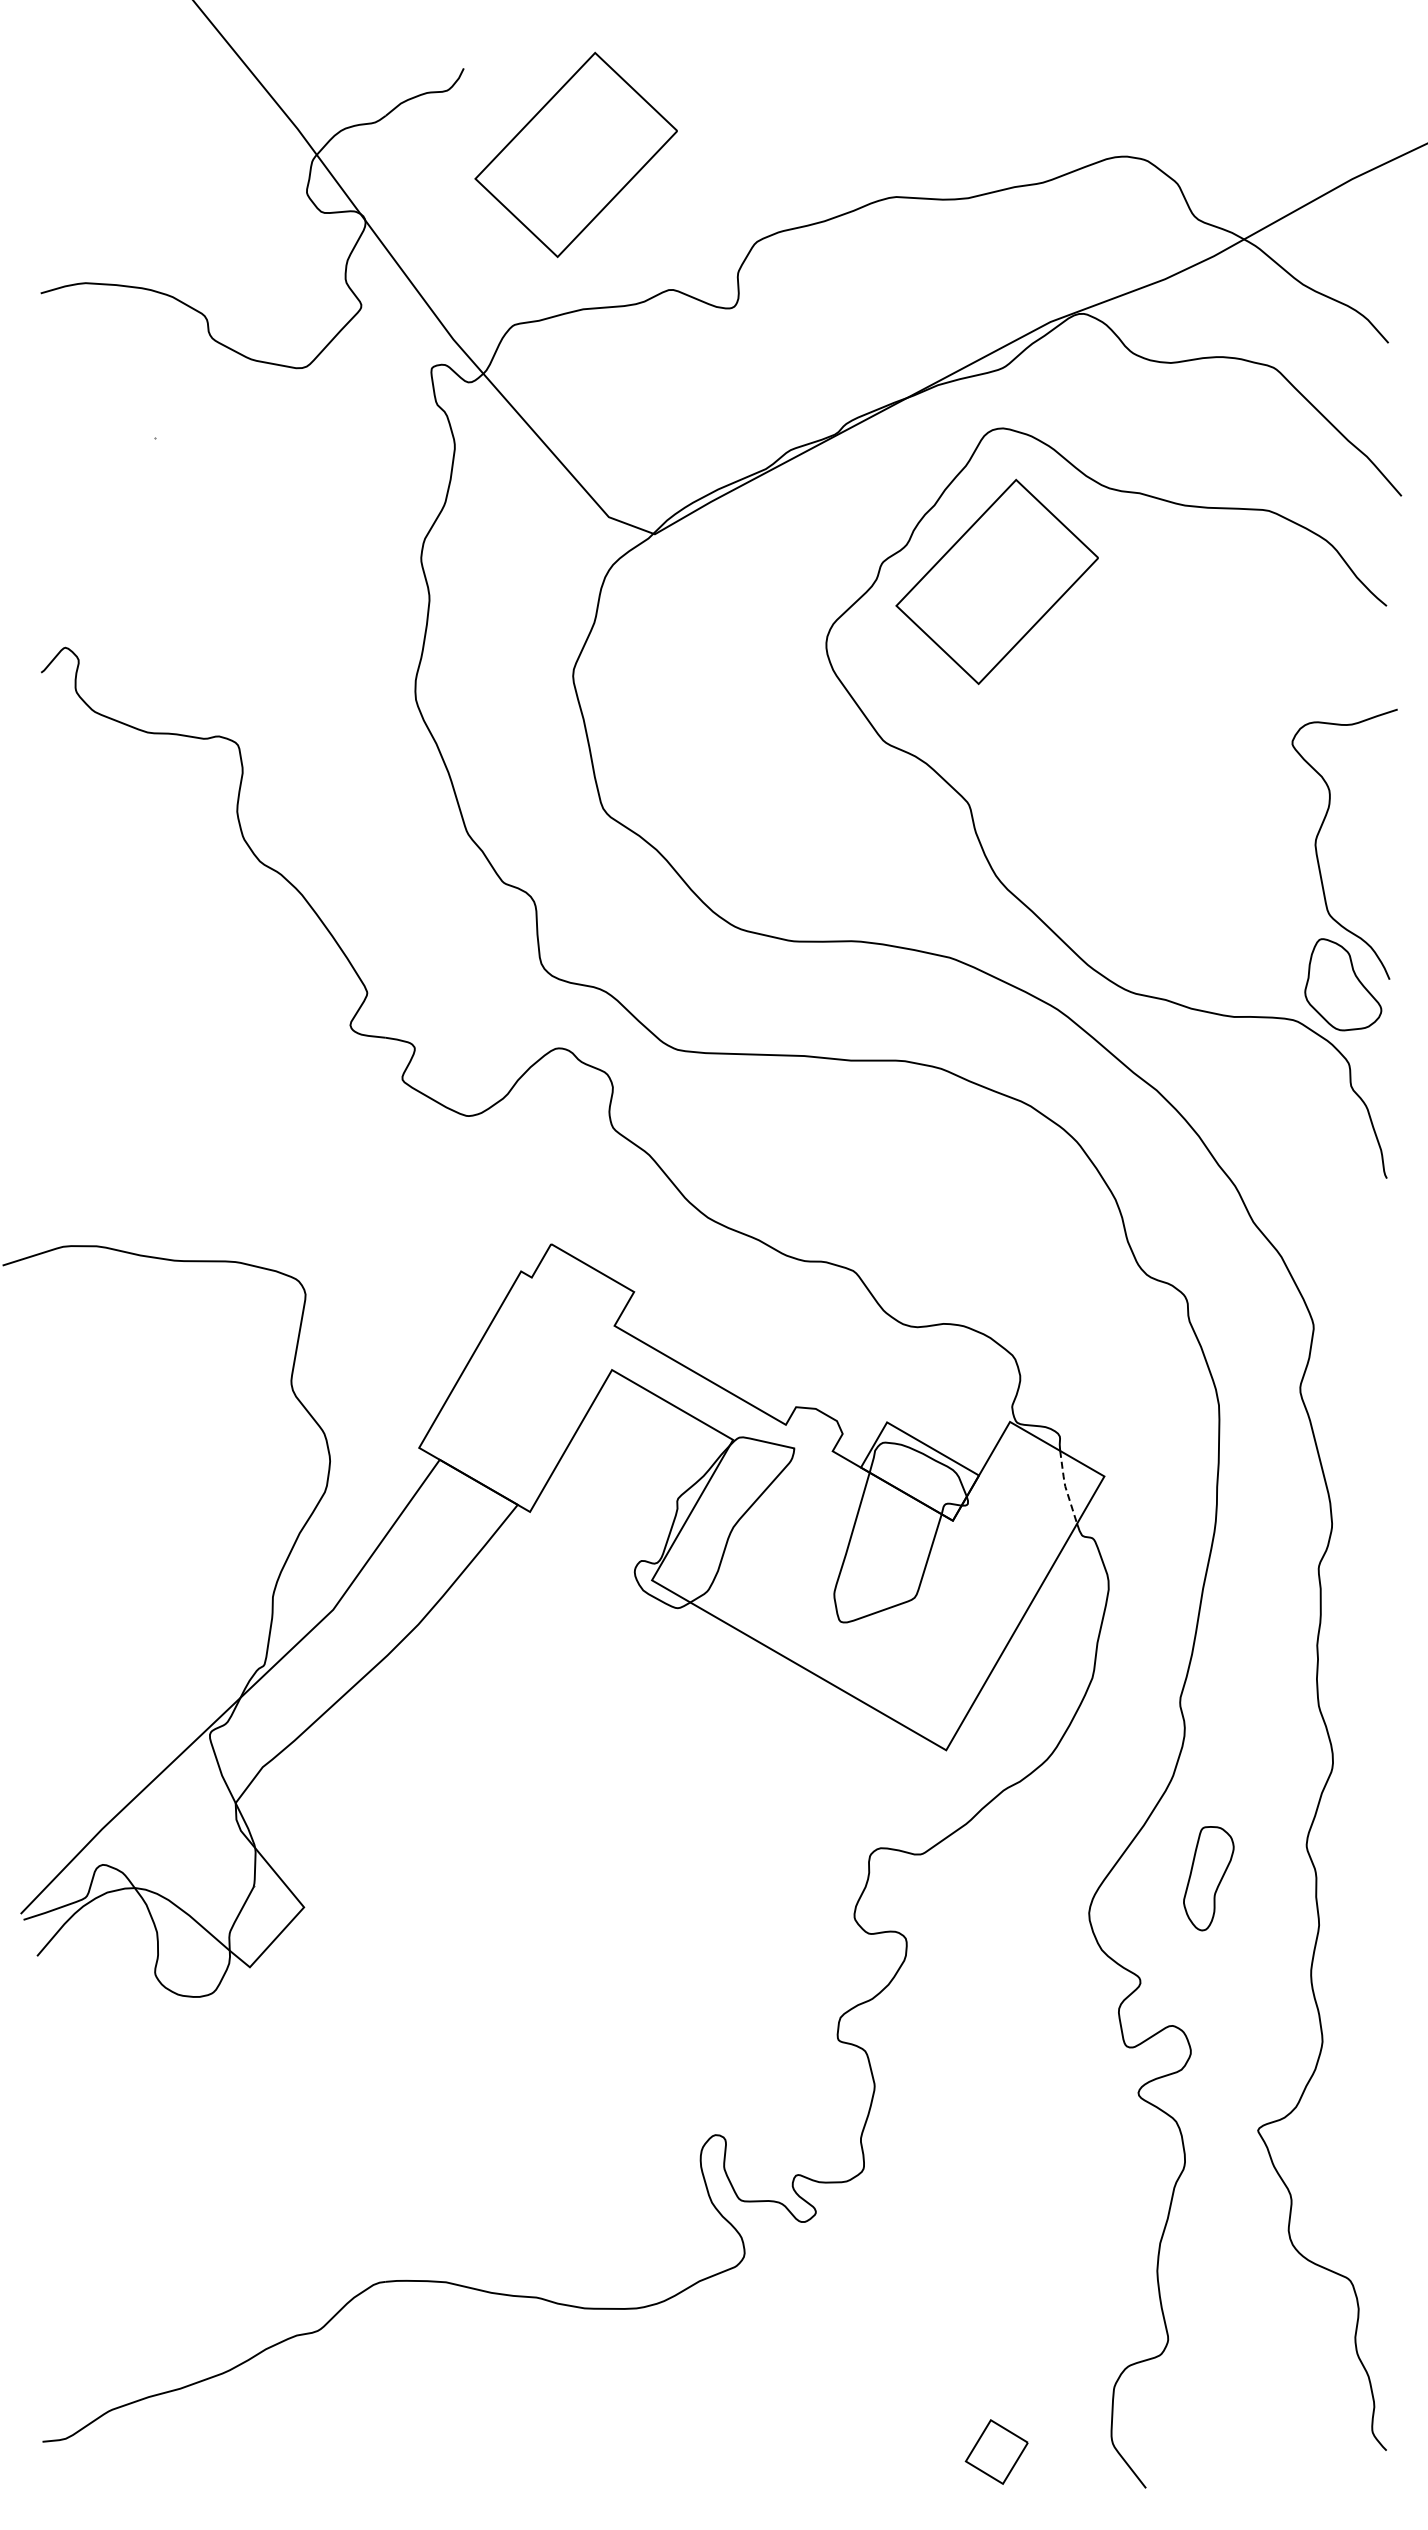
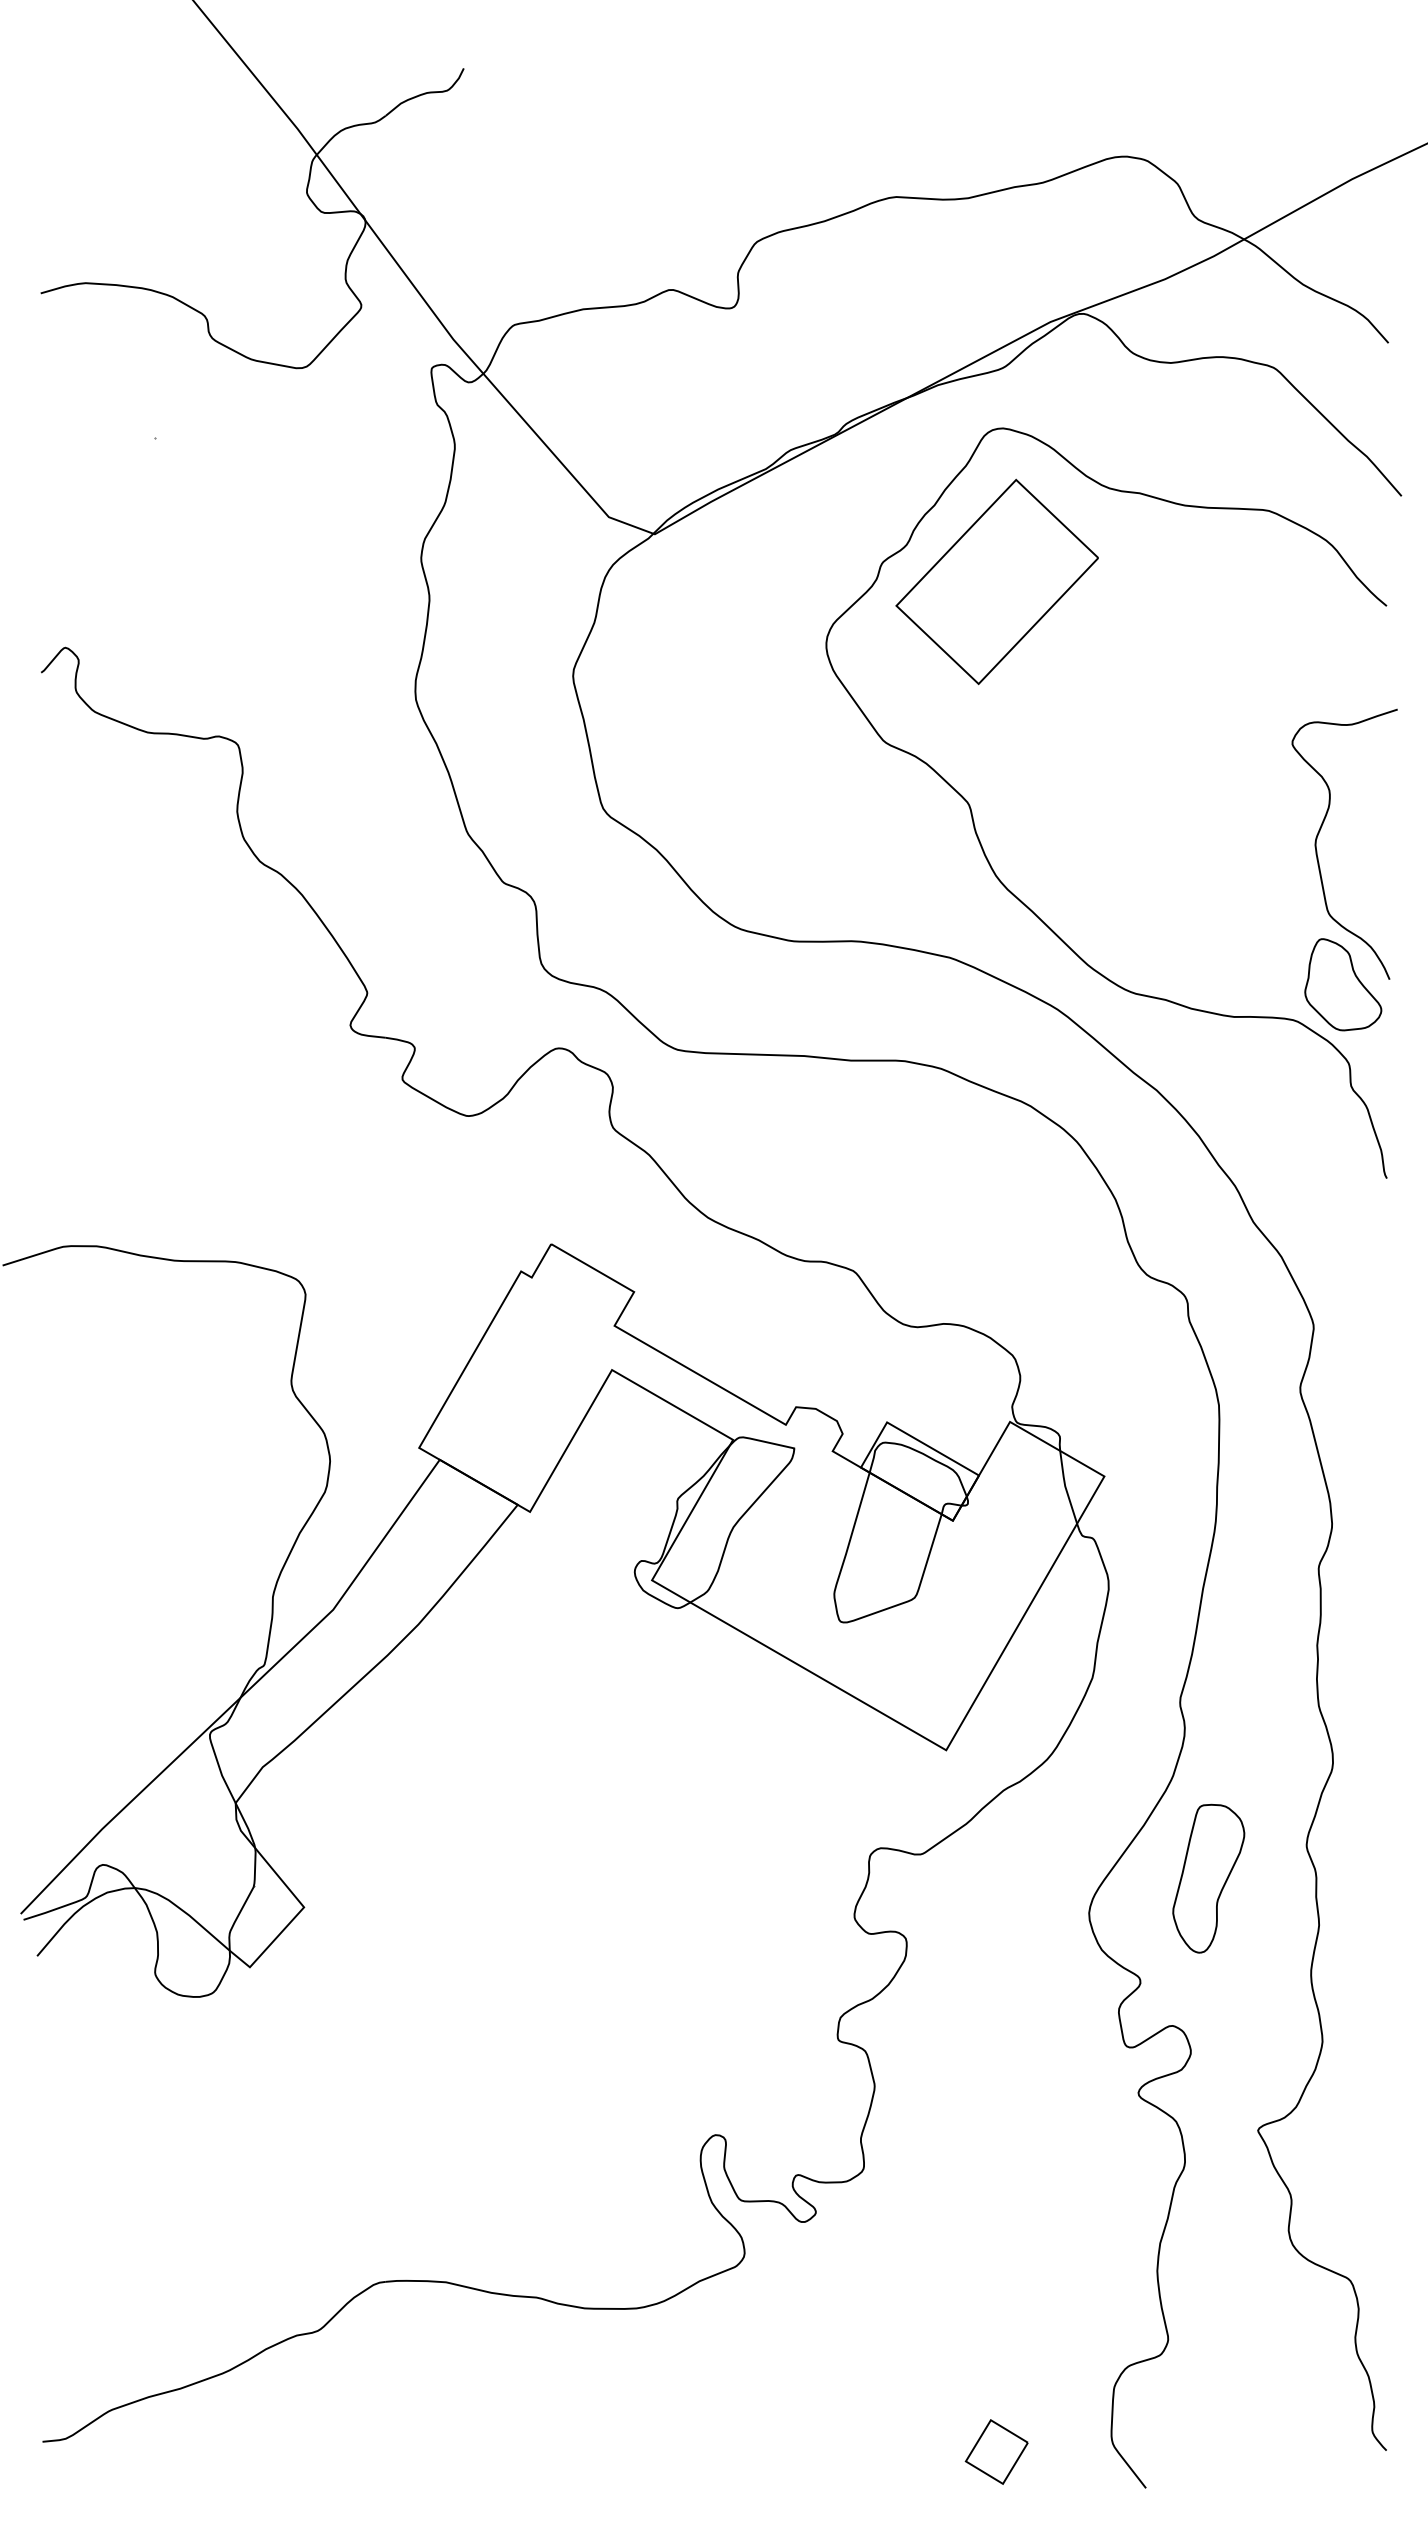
part: present -> none (575, 154)
line: dashed -> solid (1065, 1487)
part size: 52x106 px -> 74x151 px (1208, 1878)
